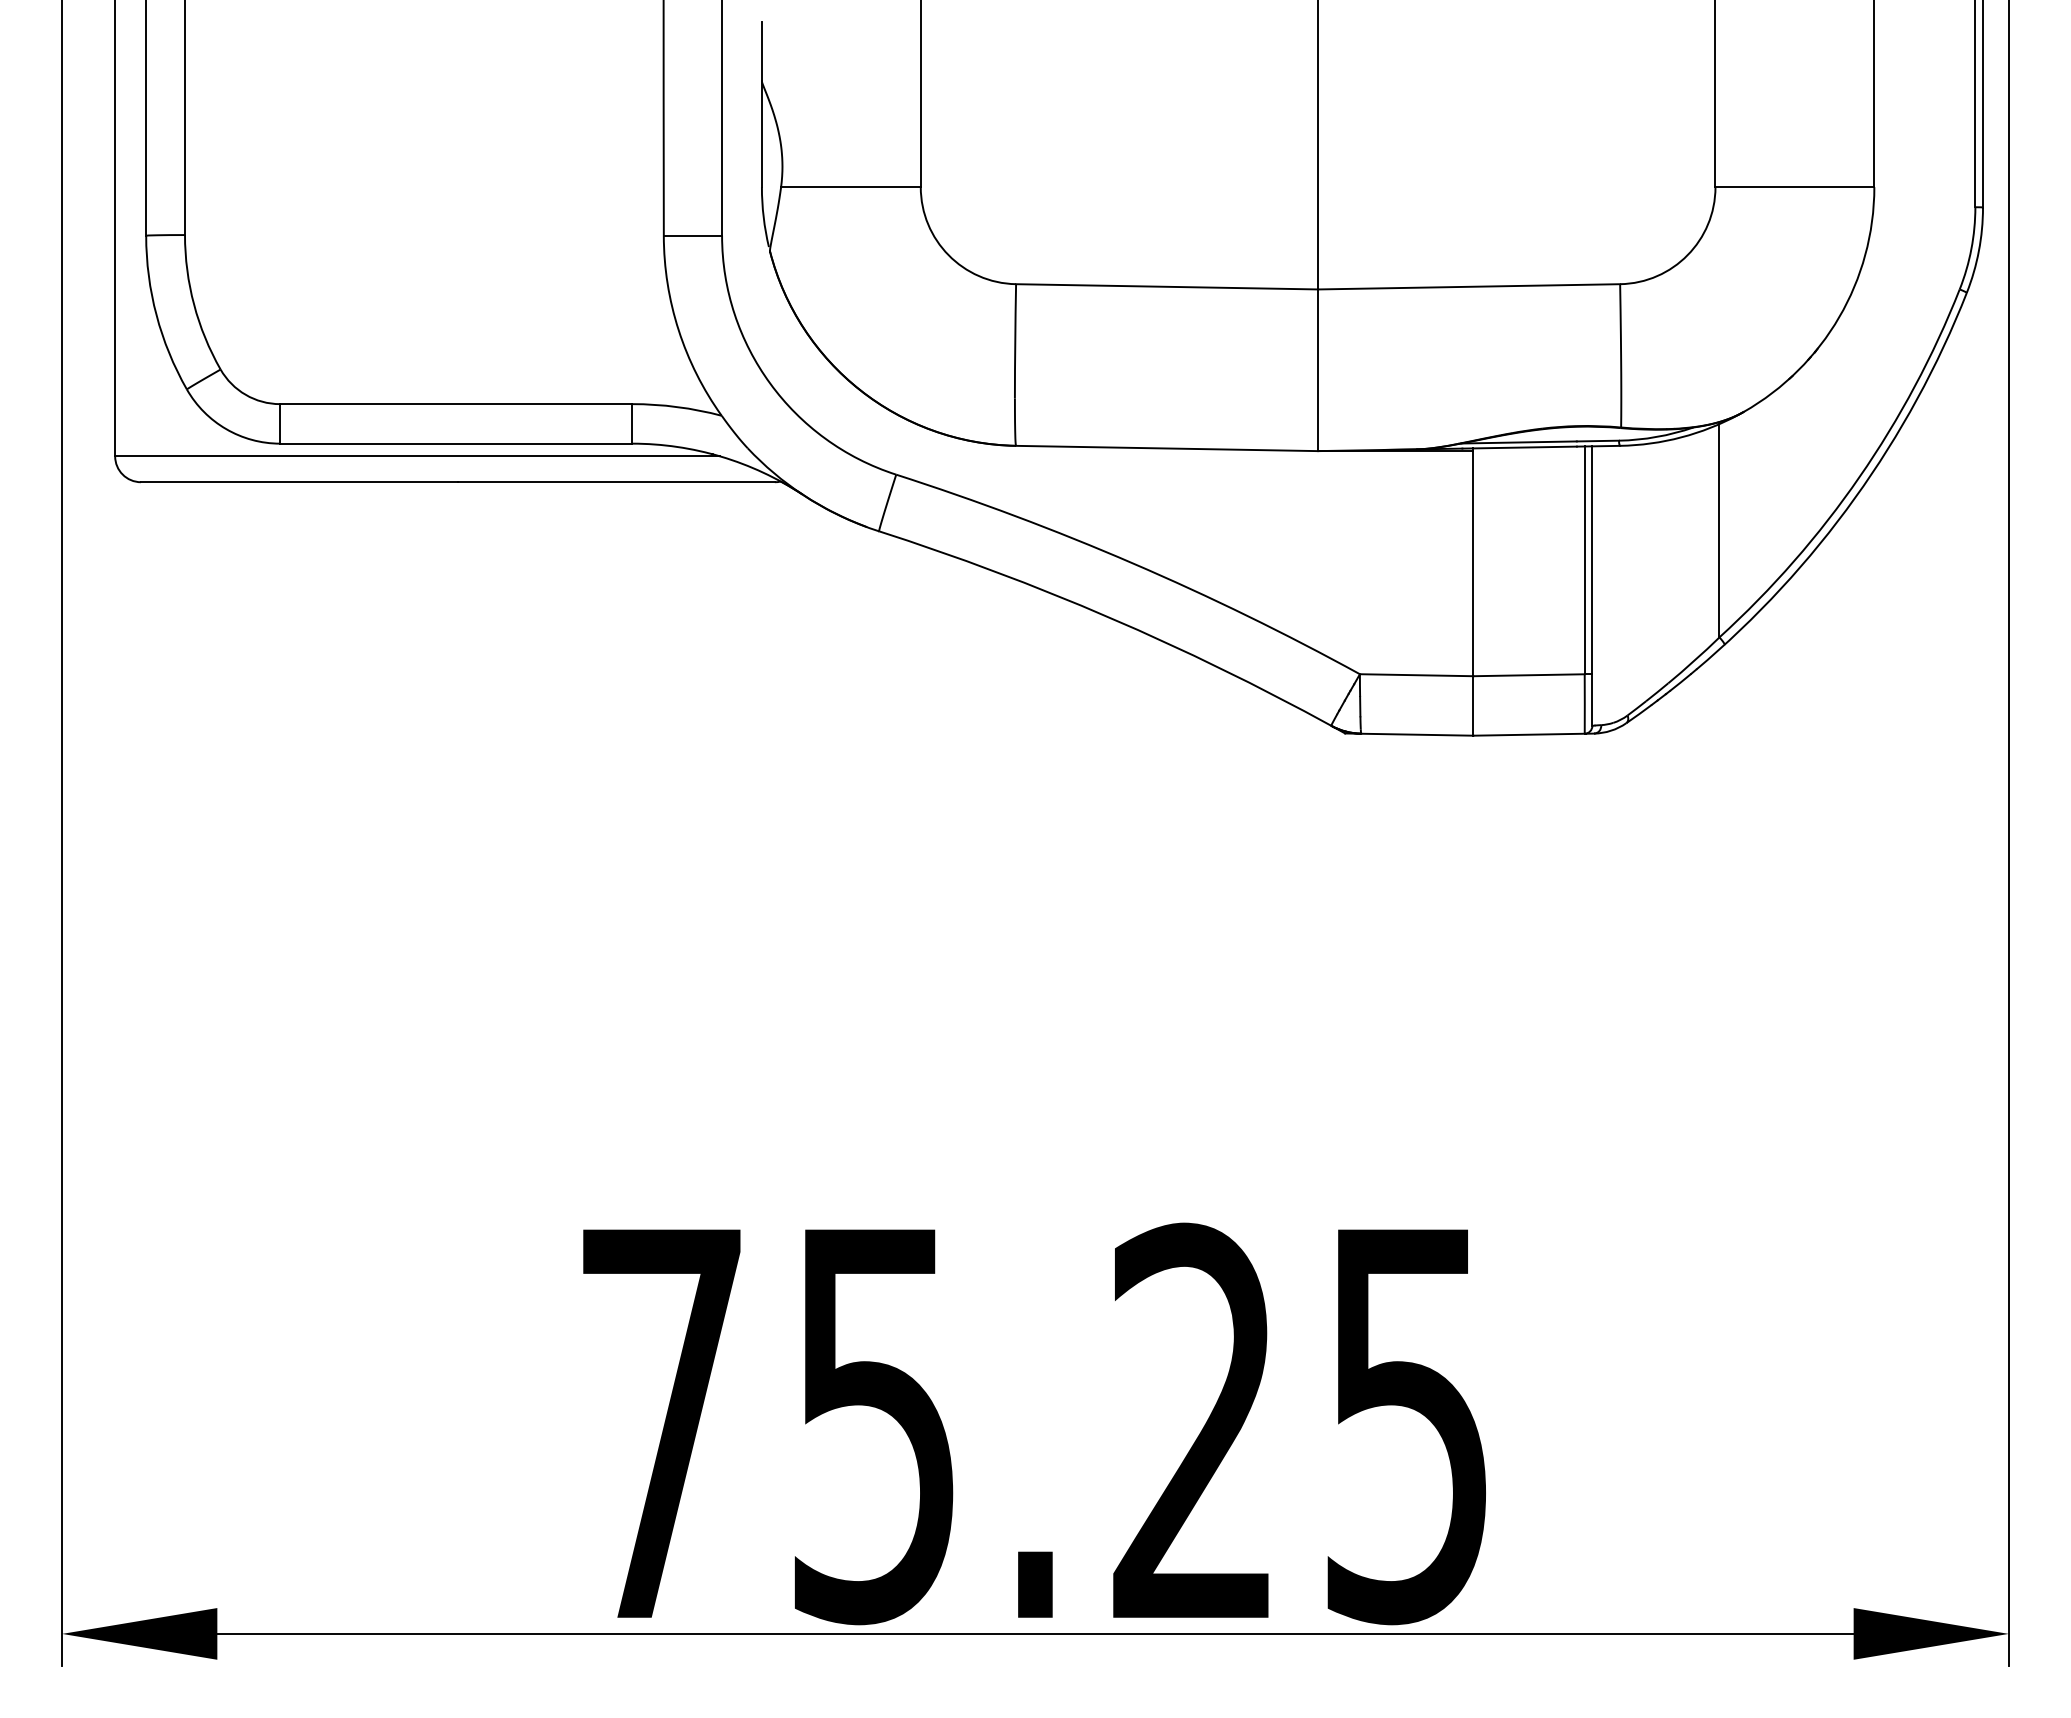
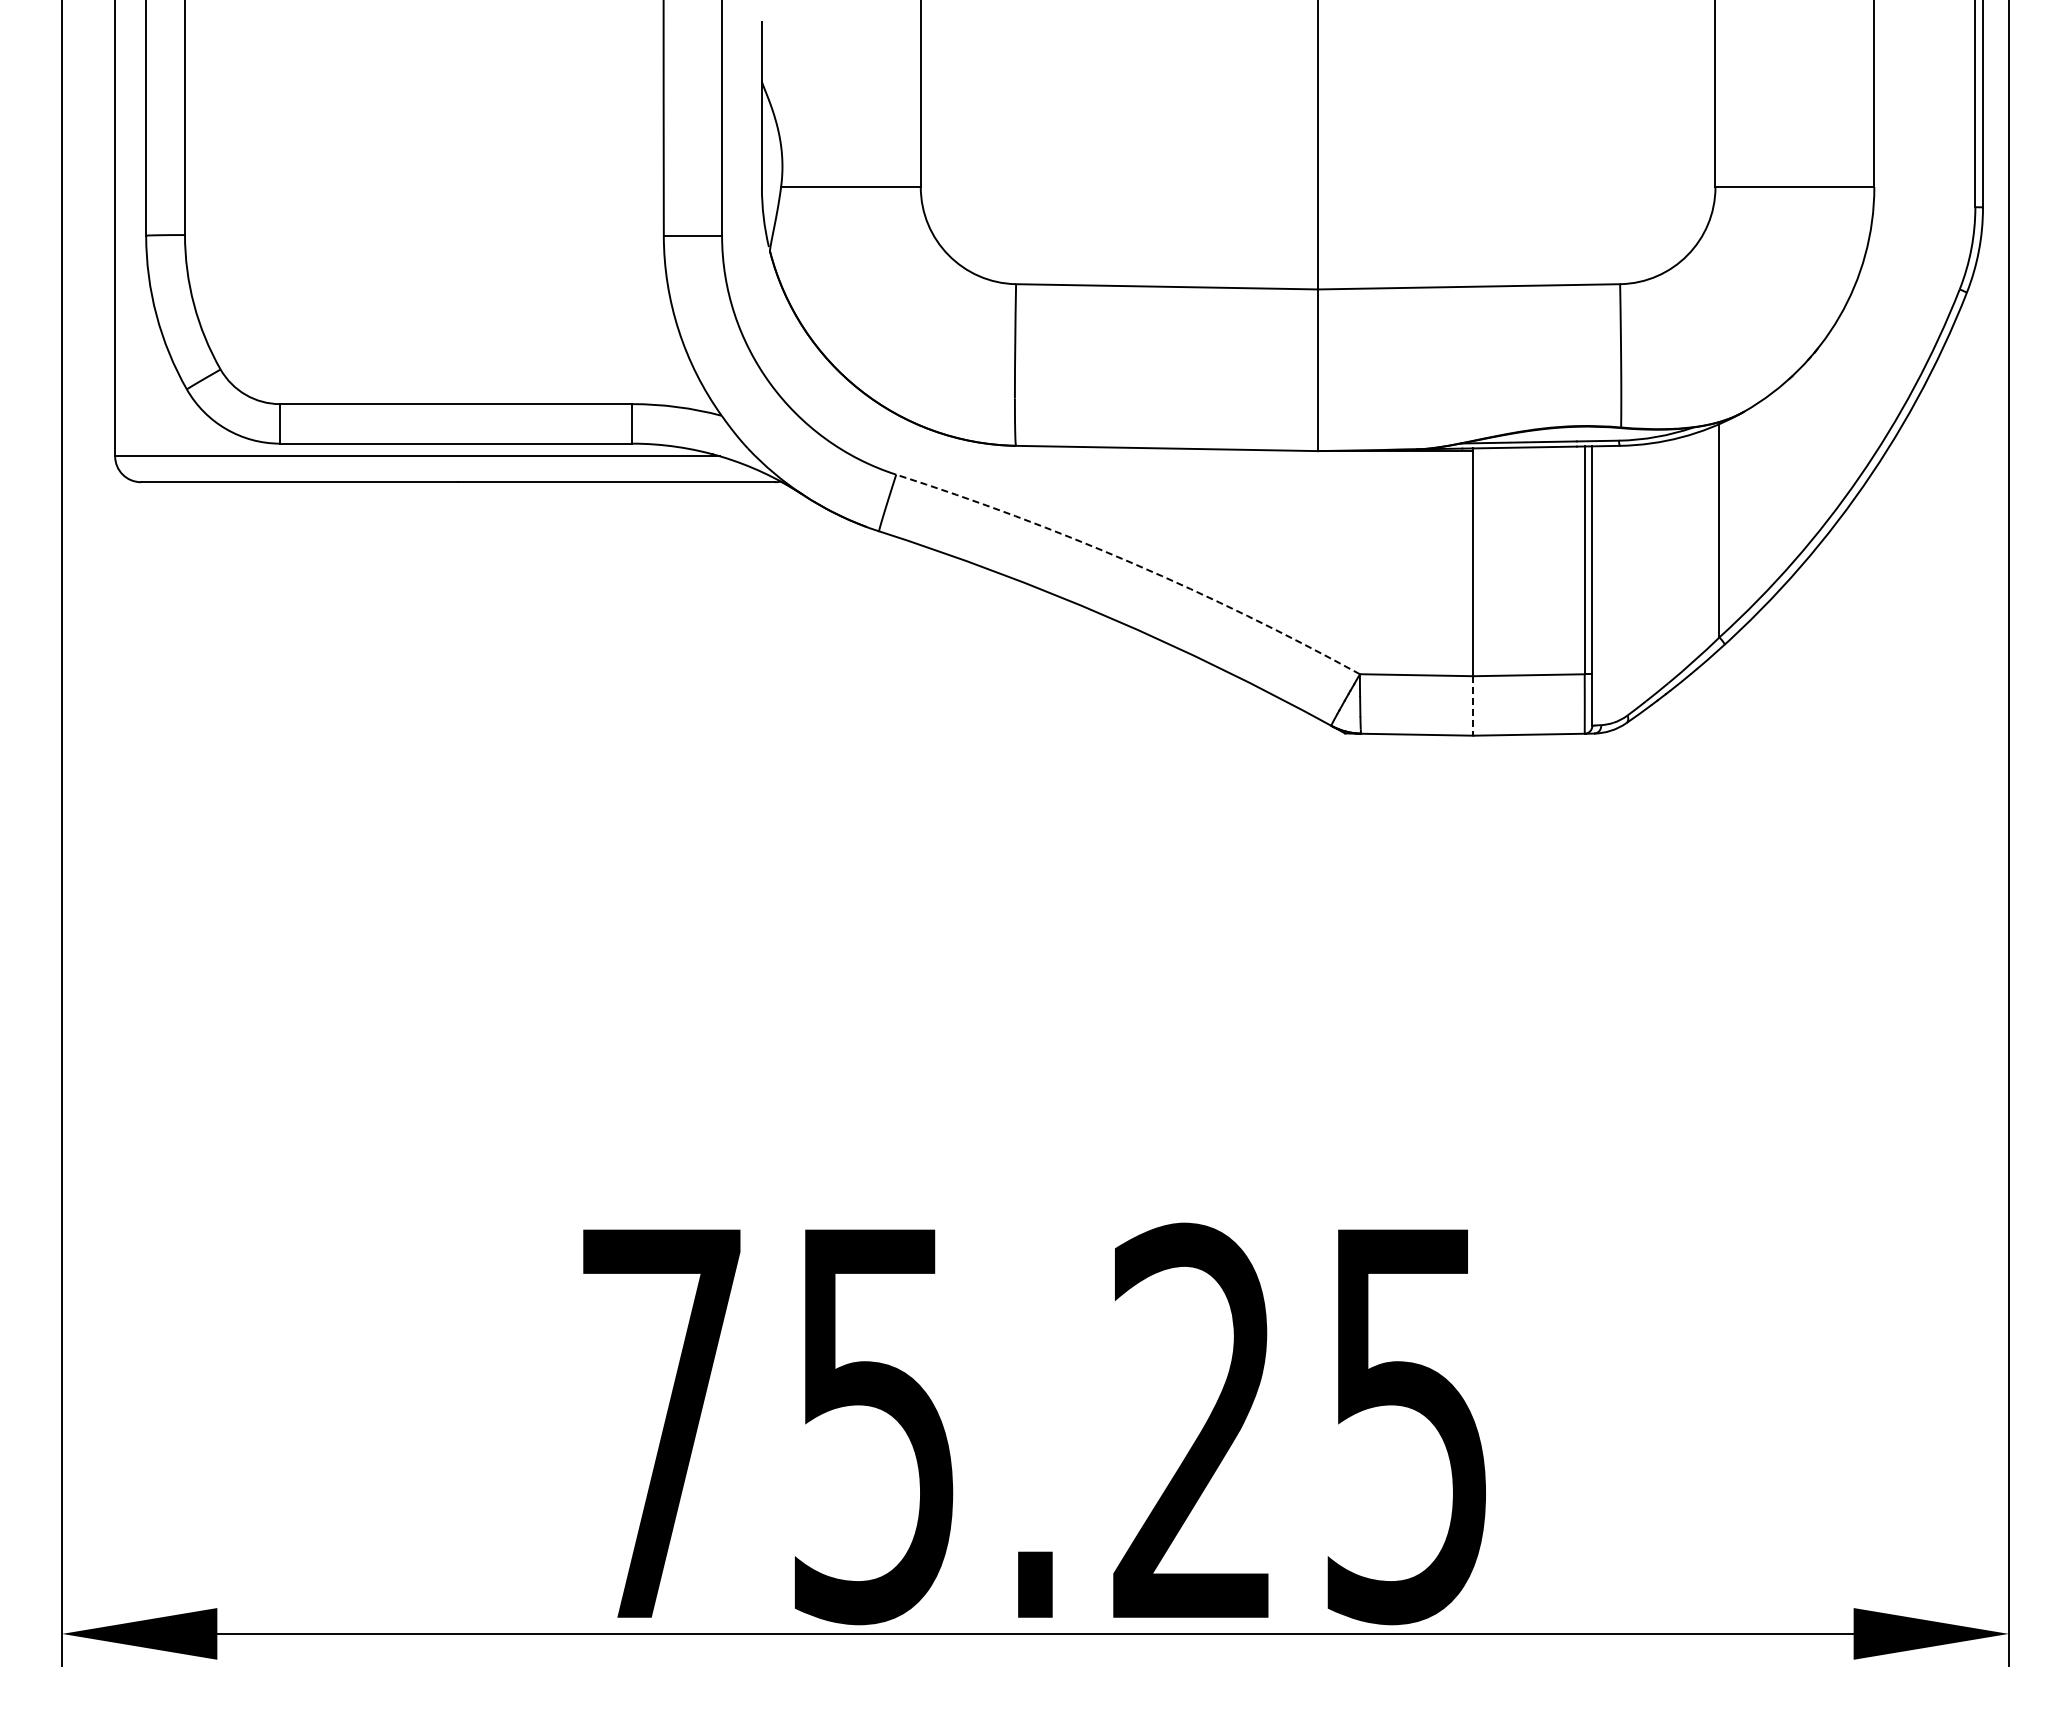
arc: solid -> dashed (1132, 563)
line: solid -> dashed (1473, 705)
